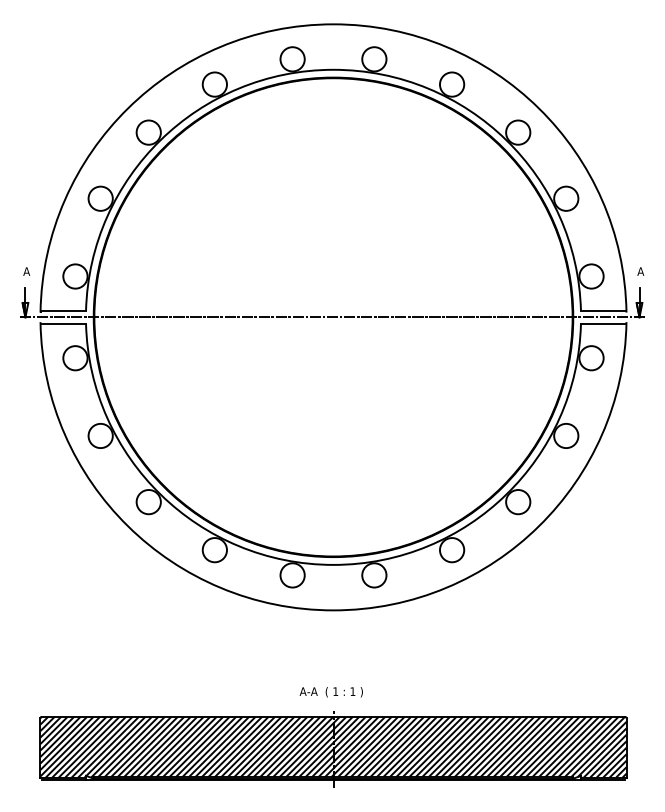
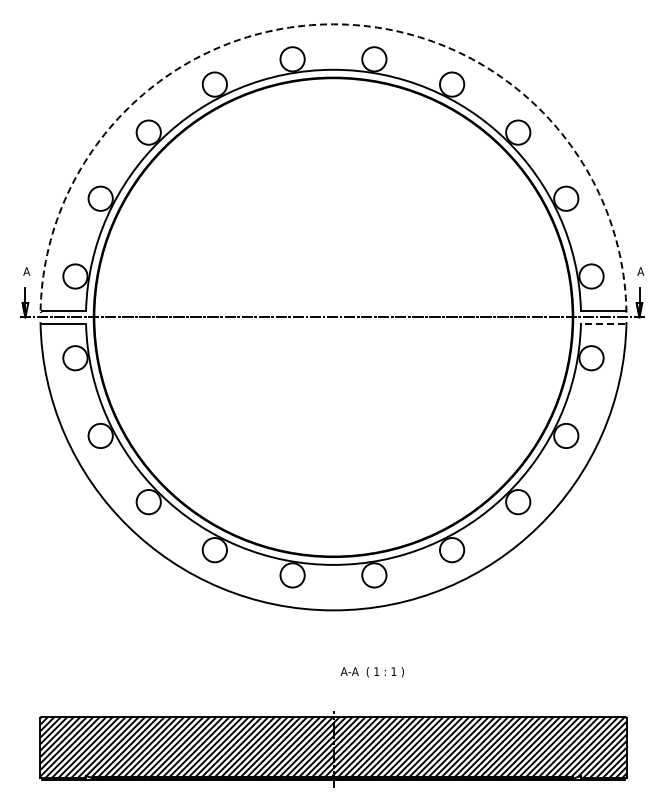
arc: solid -> dashed (333, 24)
line: solid -> dashed (602, 323)
text position: (330, 692) -> (371, 672) (371, 672)
